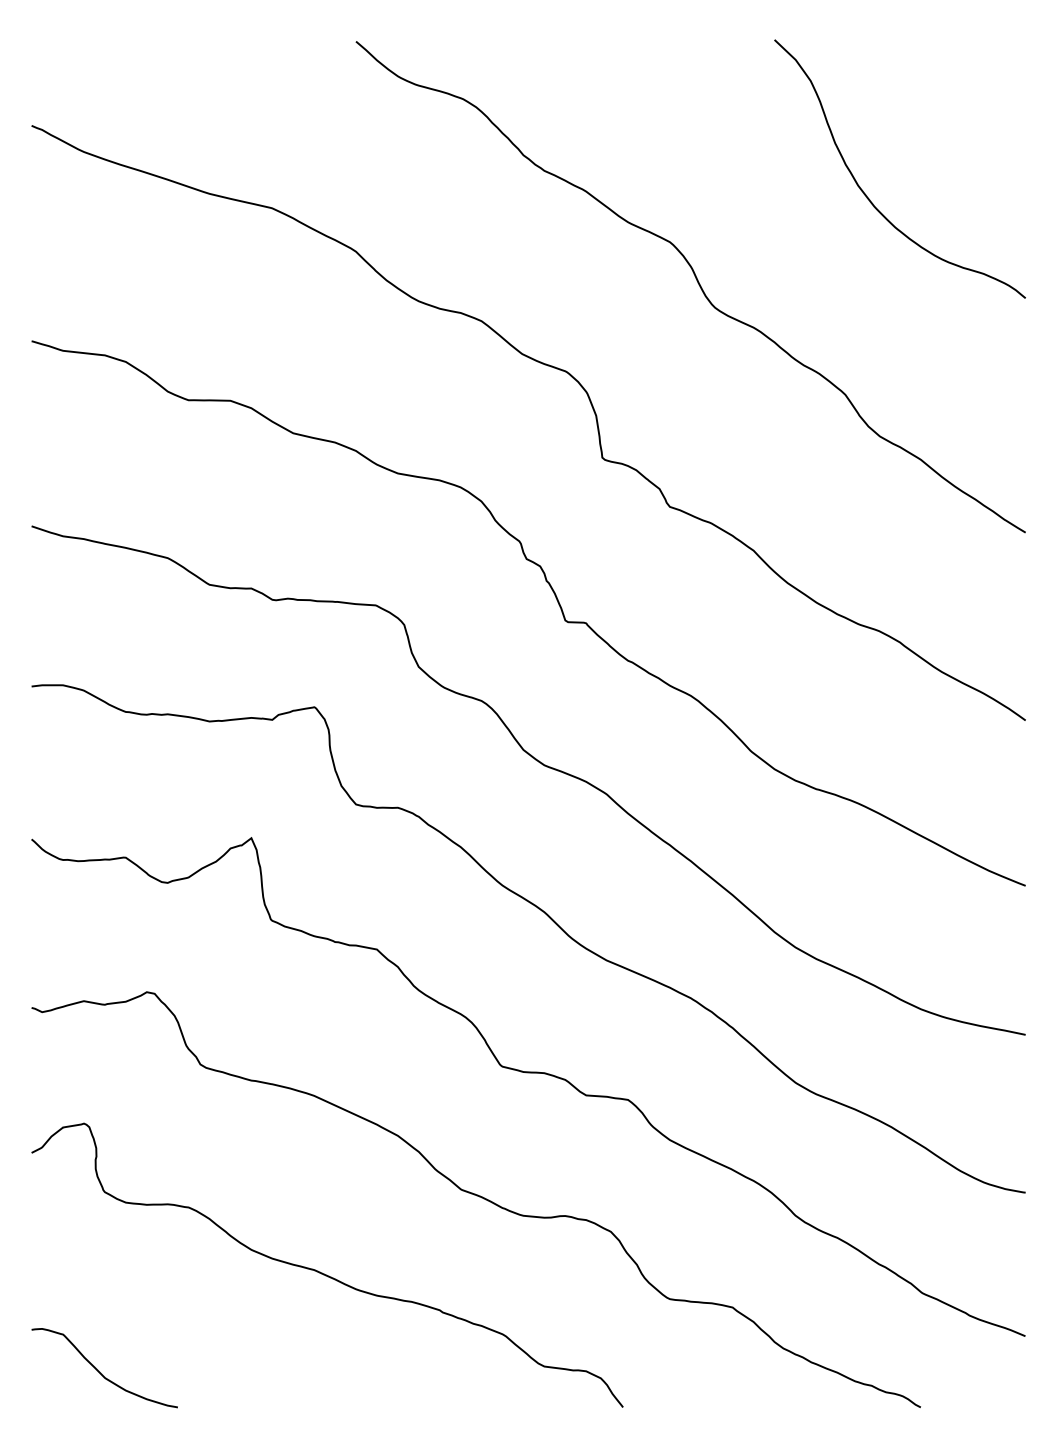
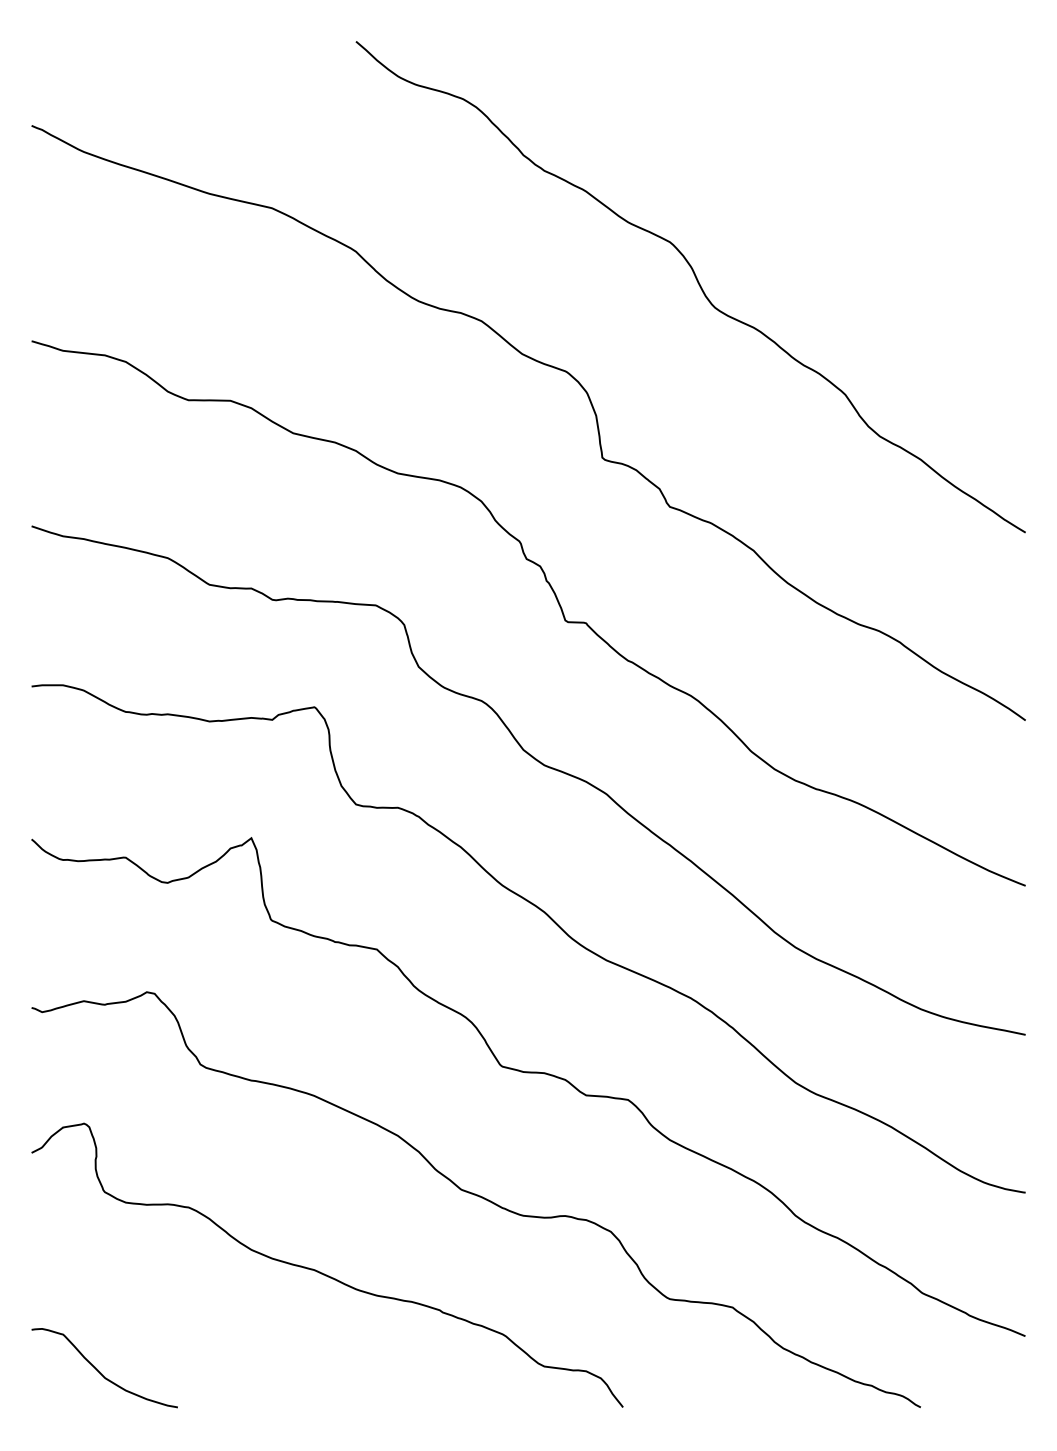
curve: present -> none (866, 194)
